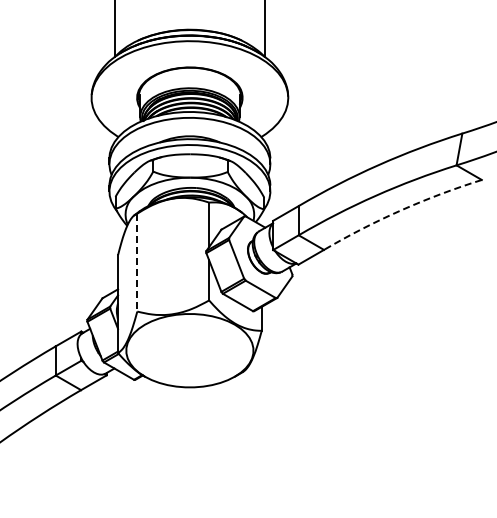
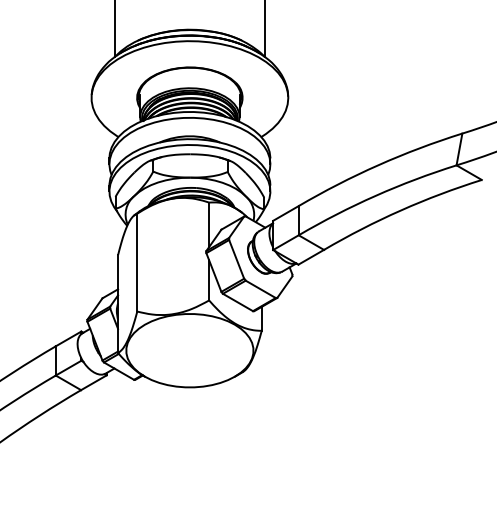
arc: dashed -> solid (400, 210)
line: dashed -> solid (137, 262)
